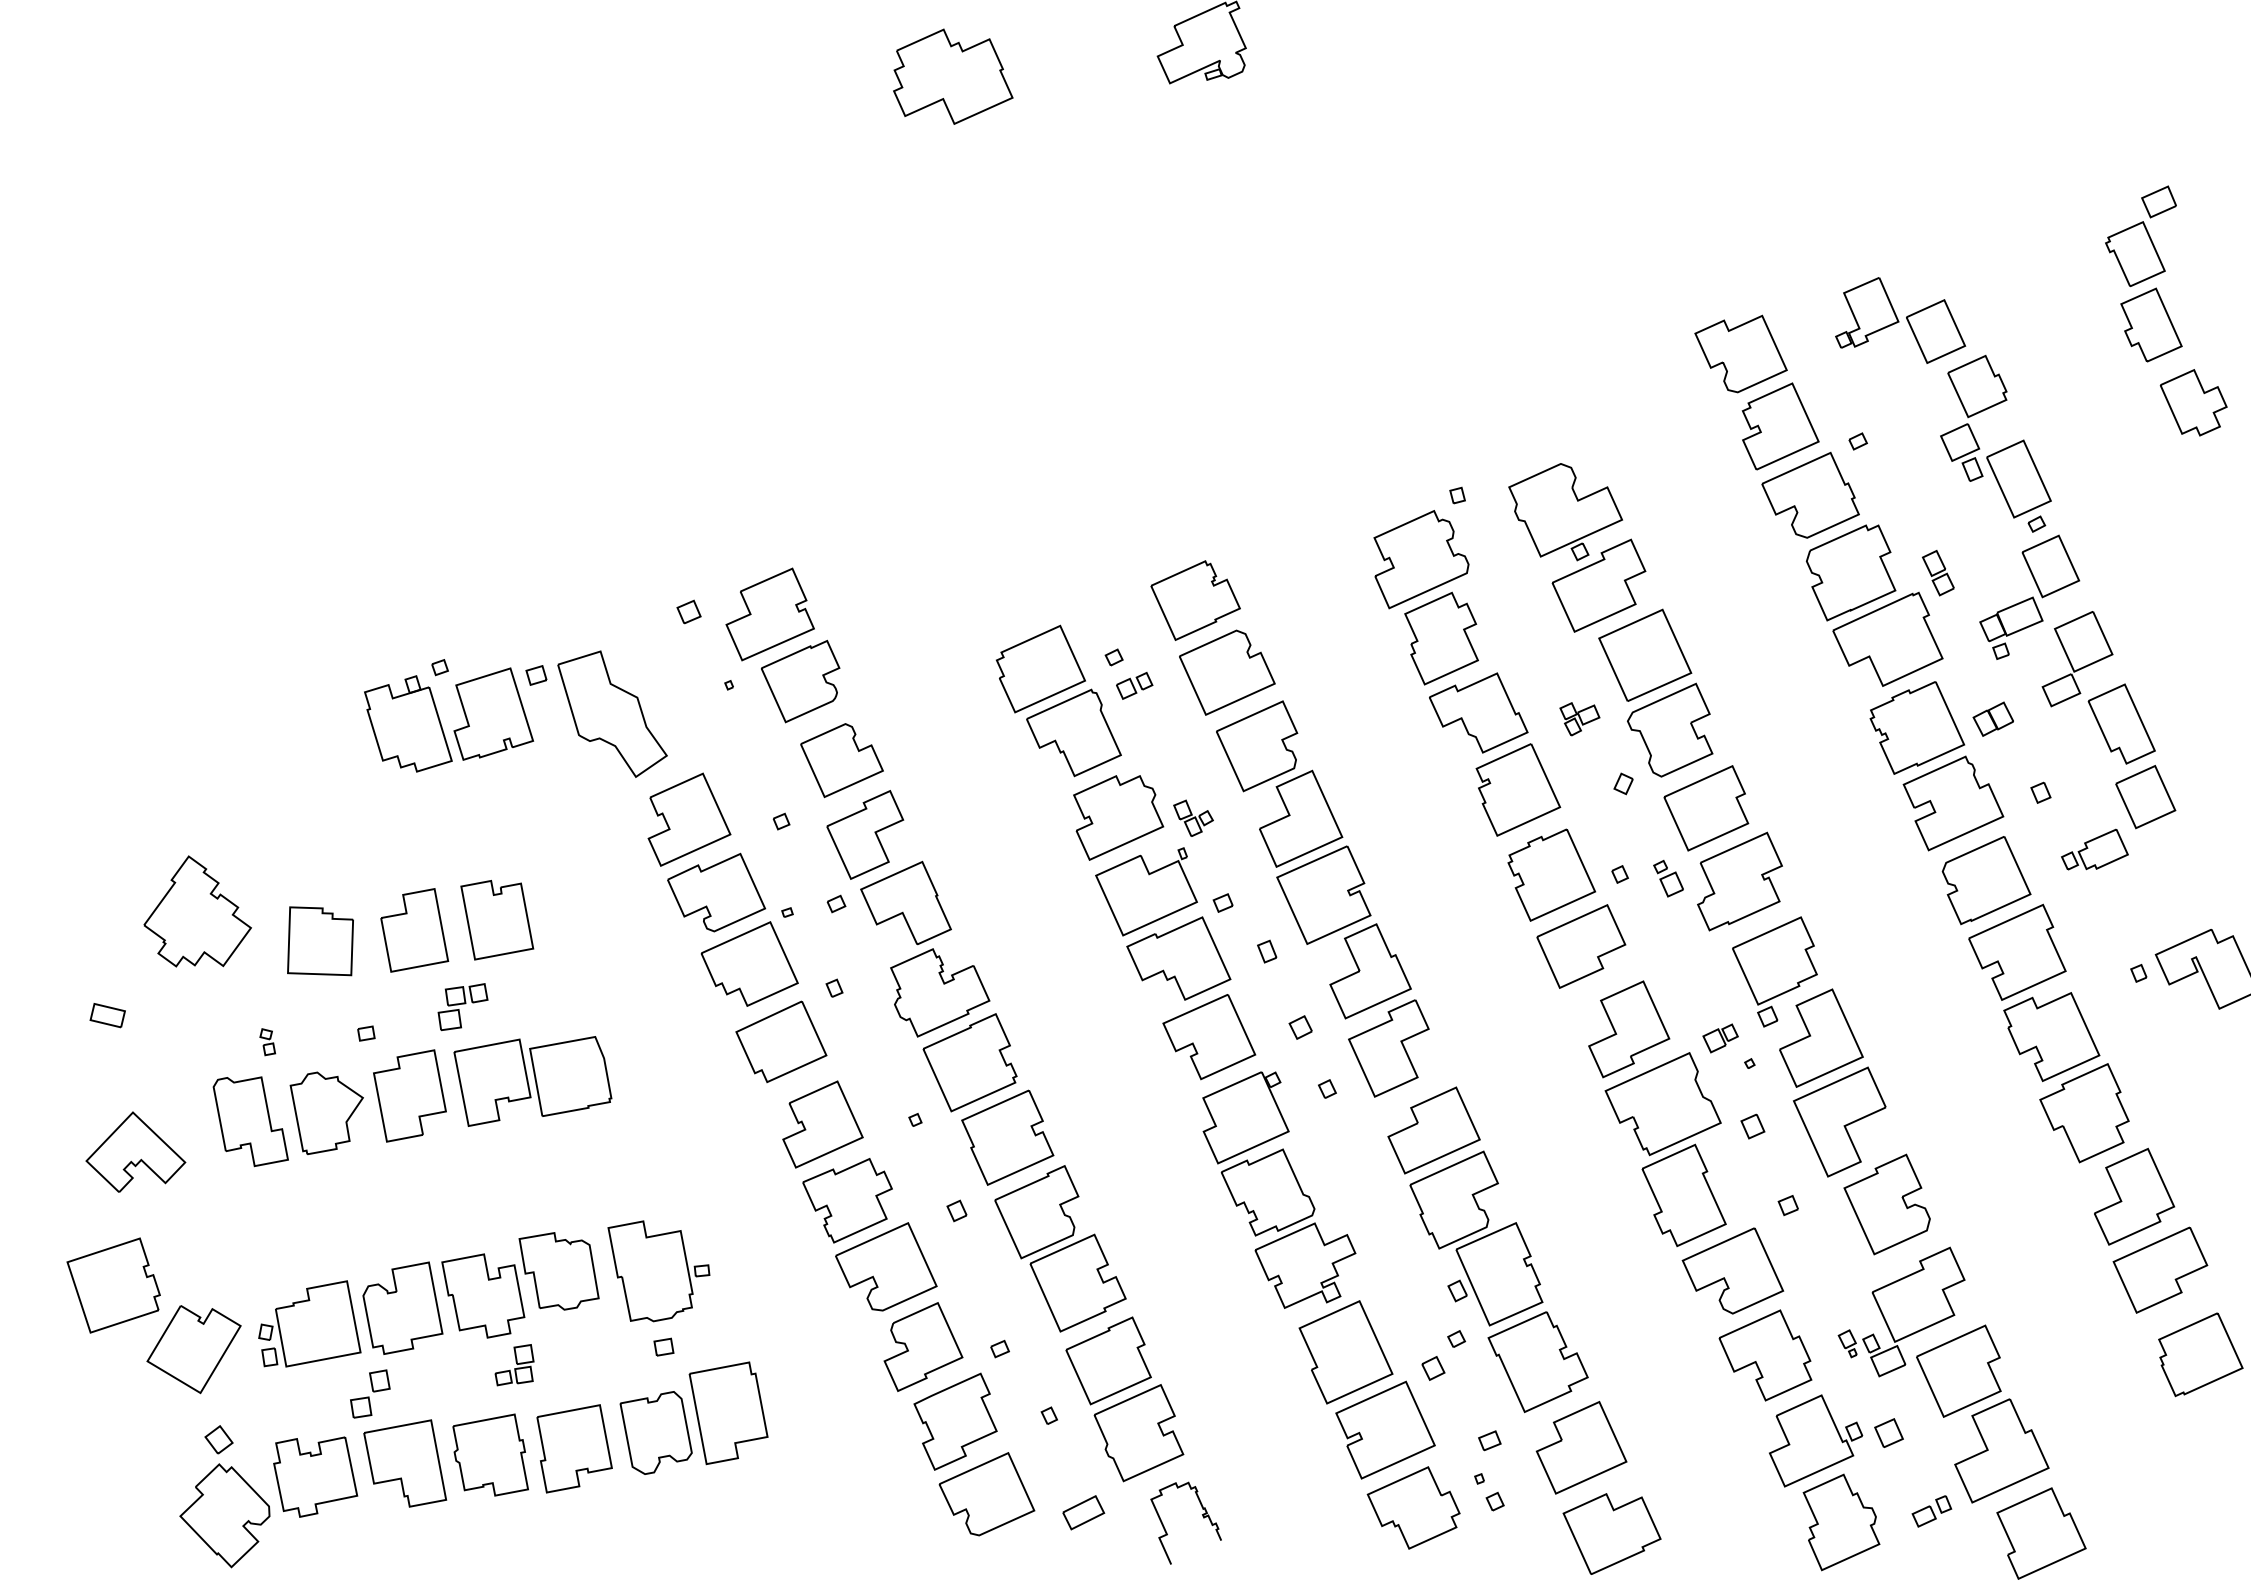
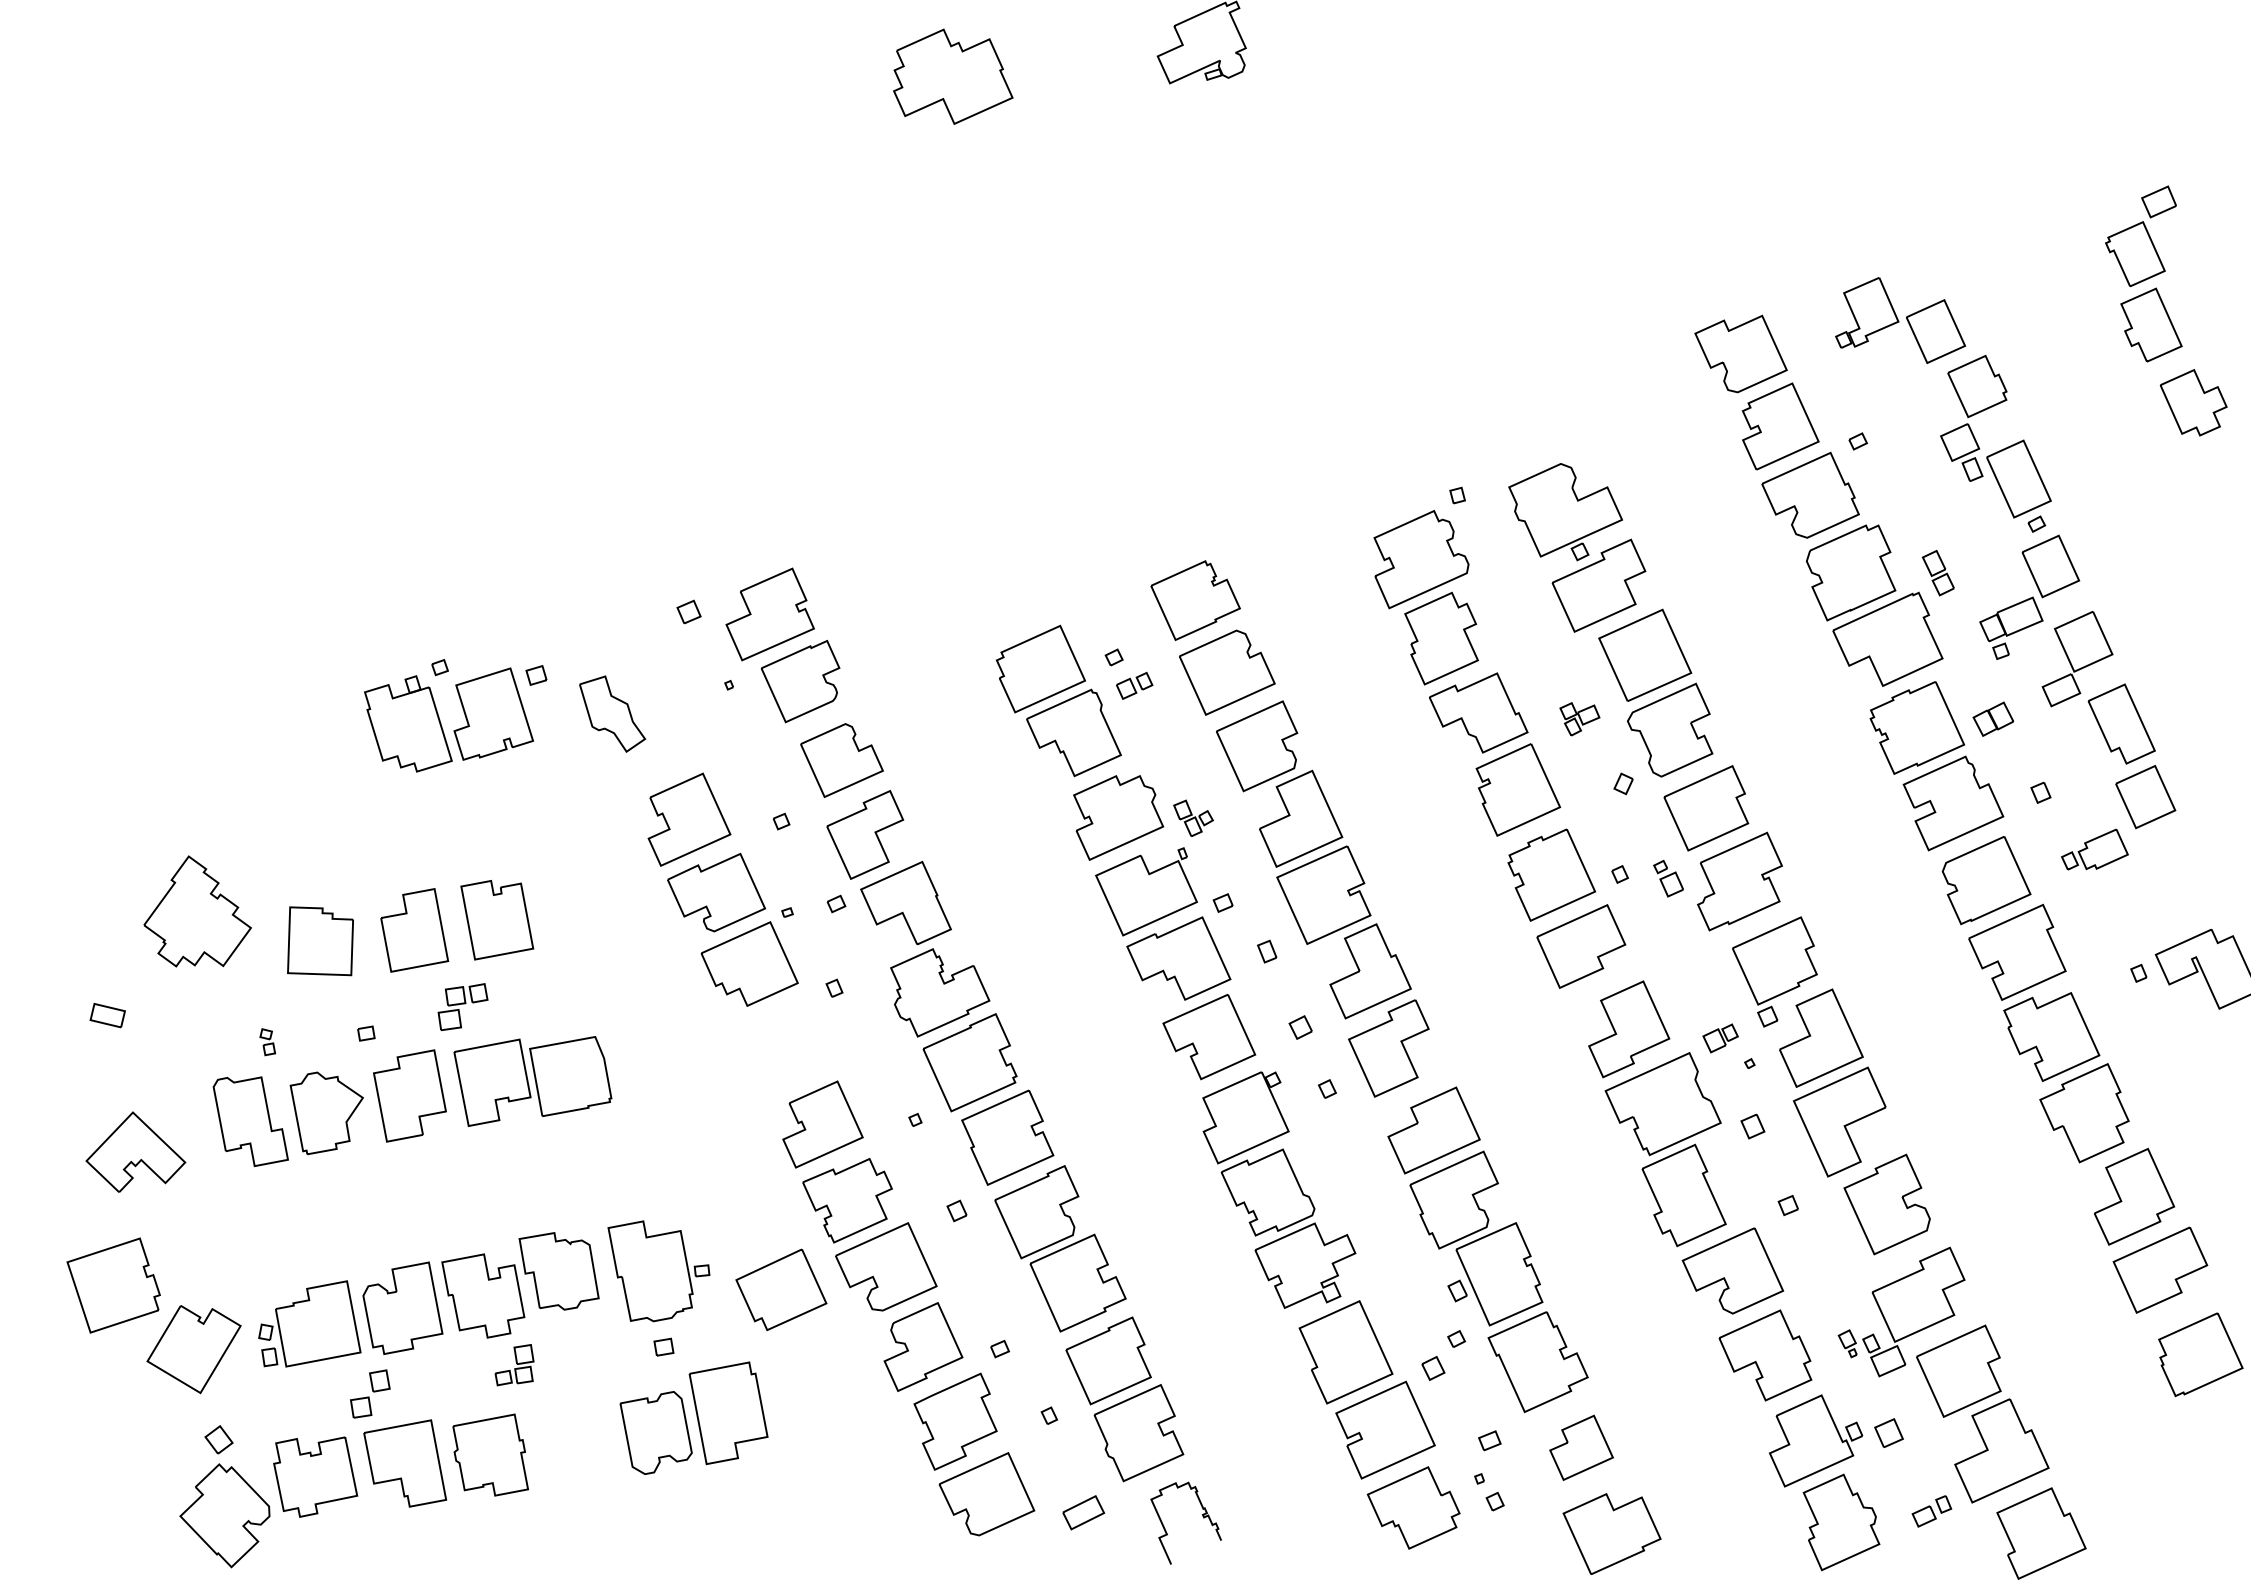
part size: 111x128 px -> 68x78 px (612, 713)
part position: (781, 1041) -> (781, 1289) (781, 1289)
part size: 93x94 px -> 65x67 px (1581, 1447)
part: present -> none (574, 1448)
